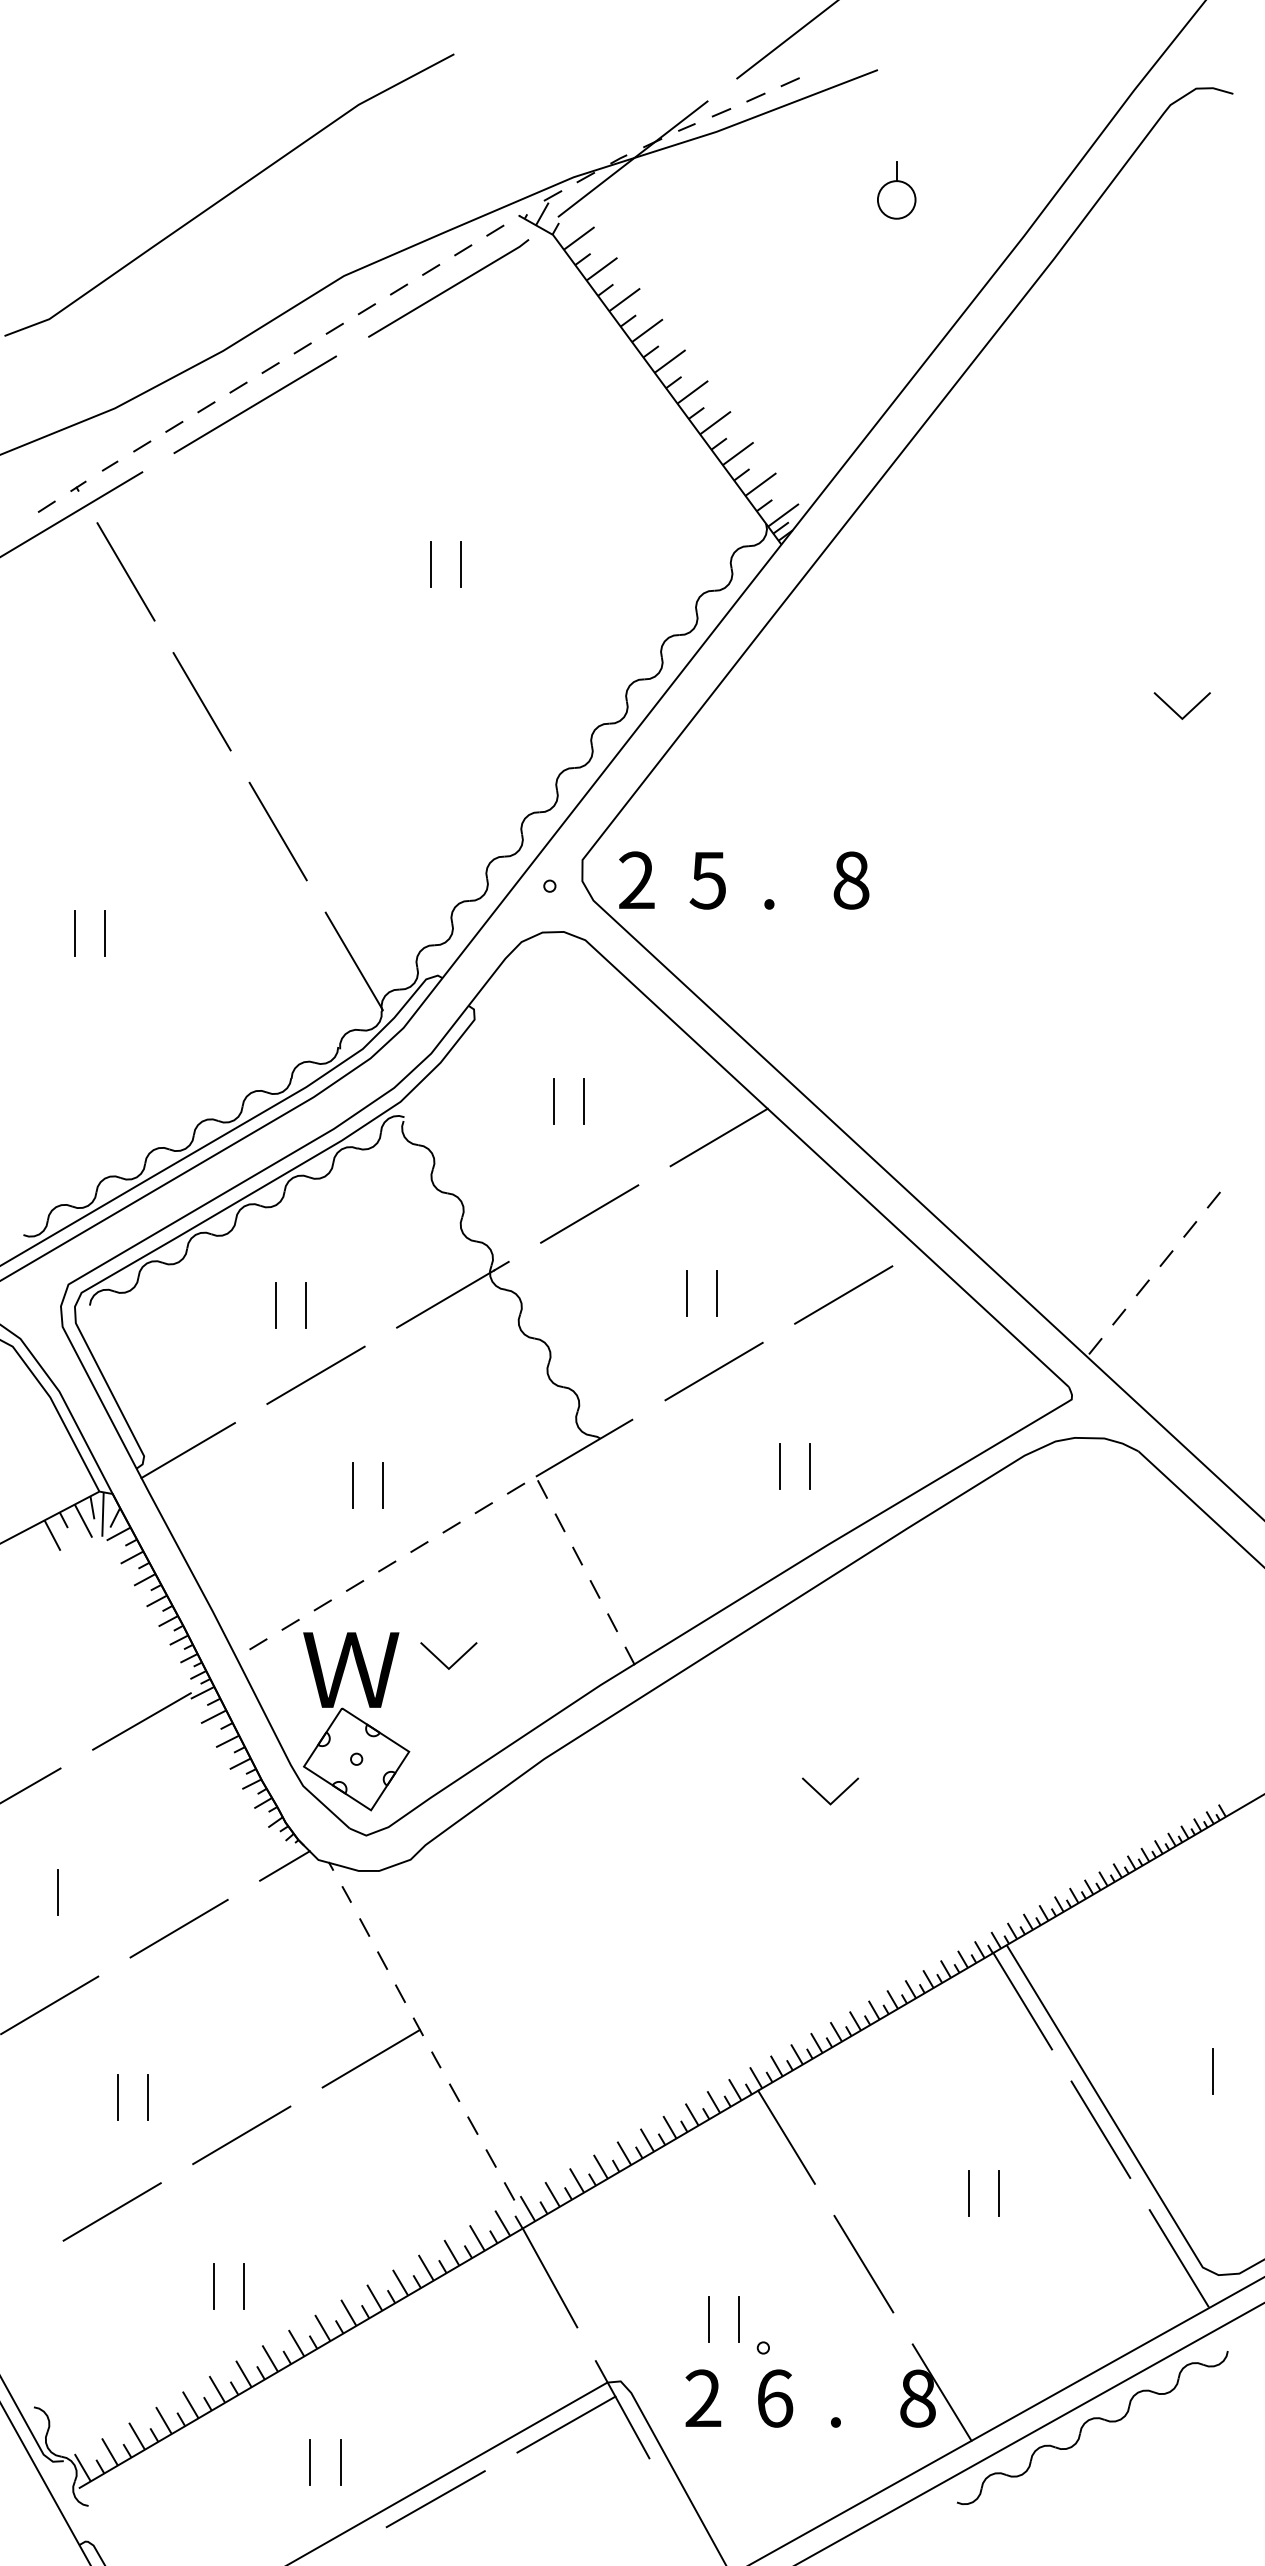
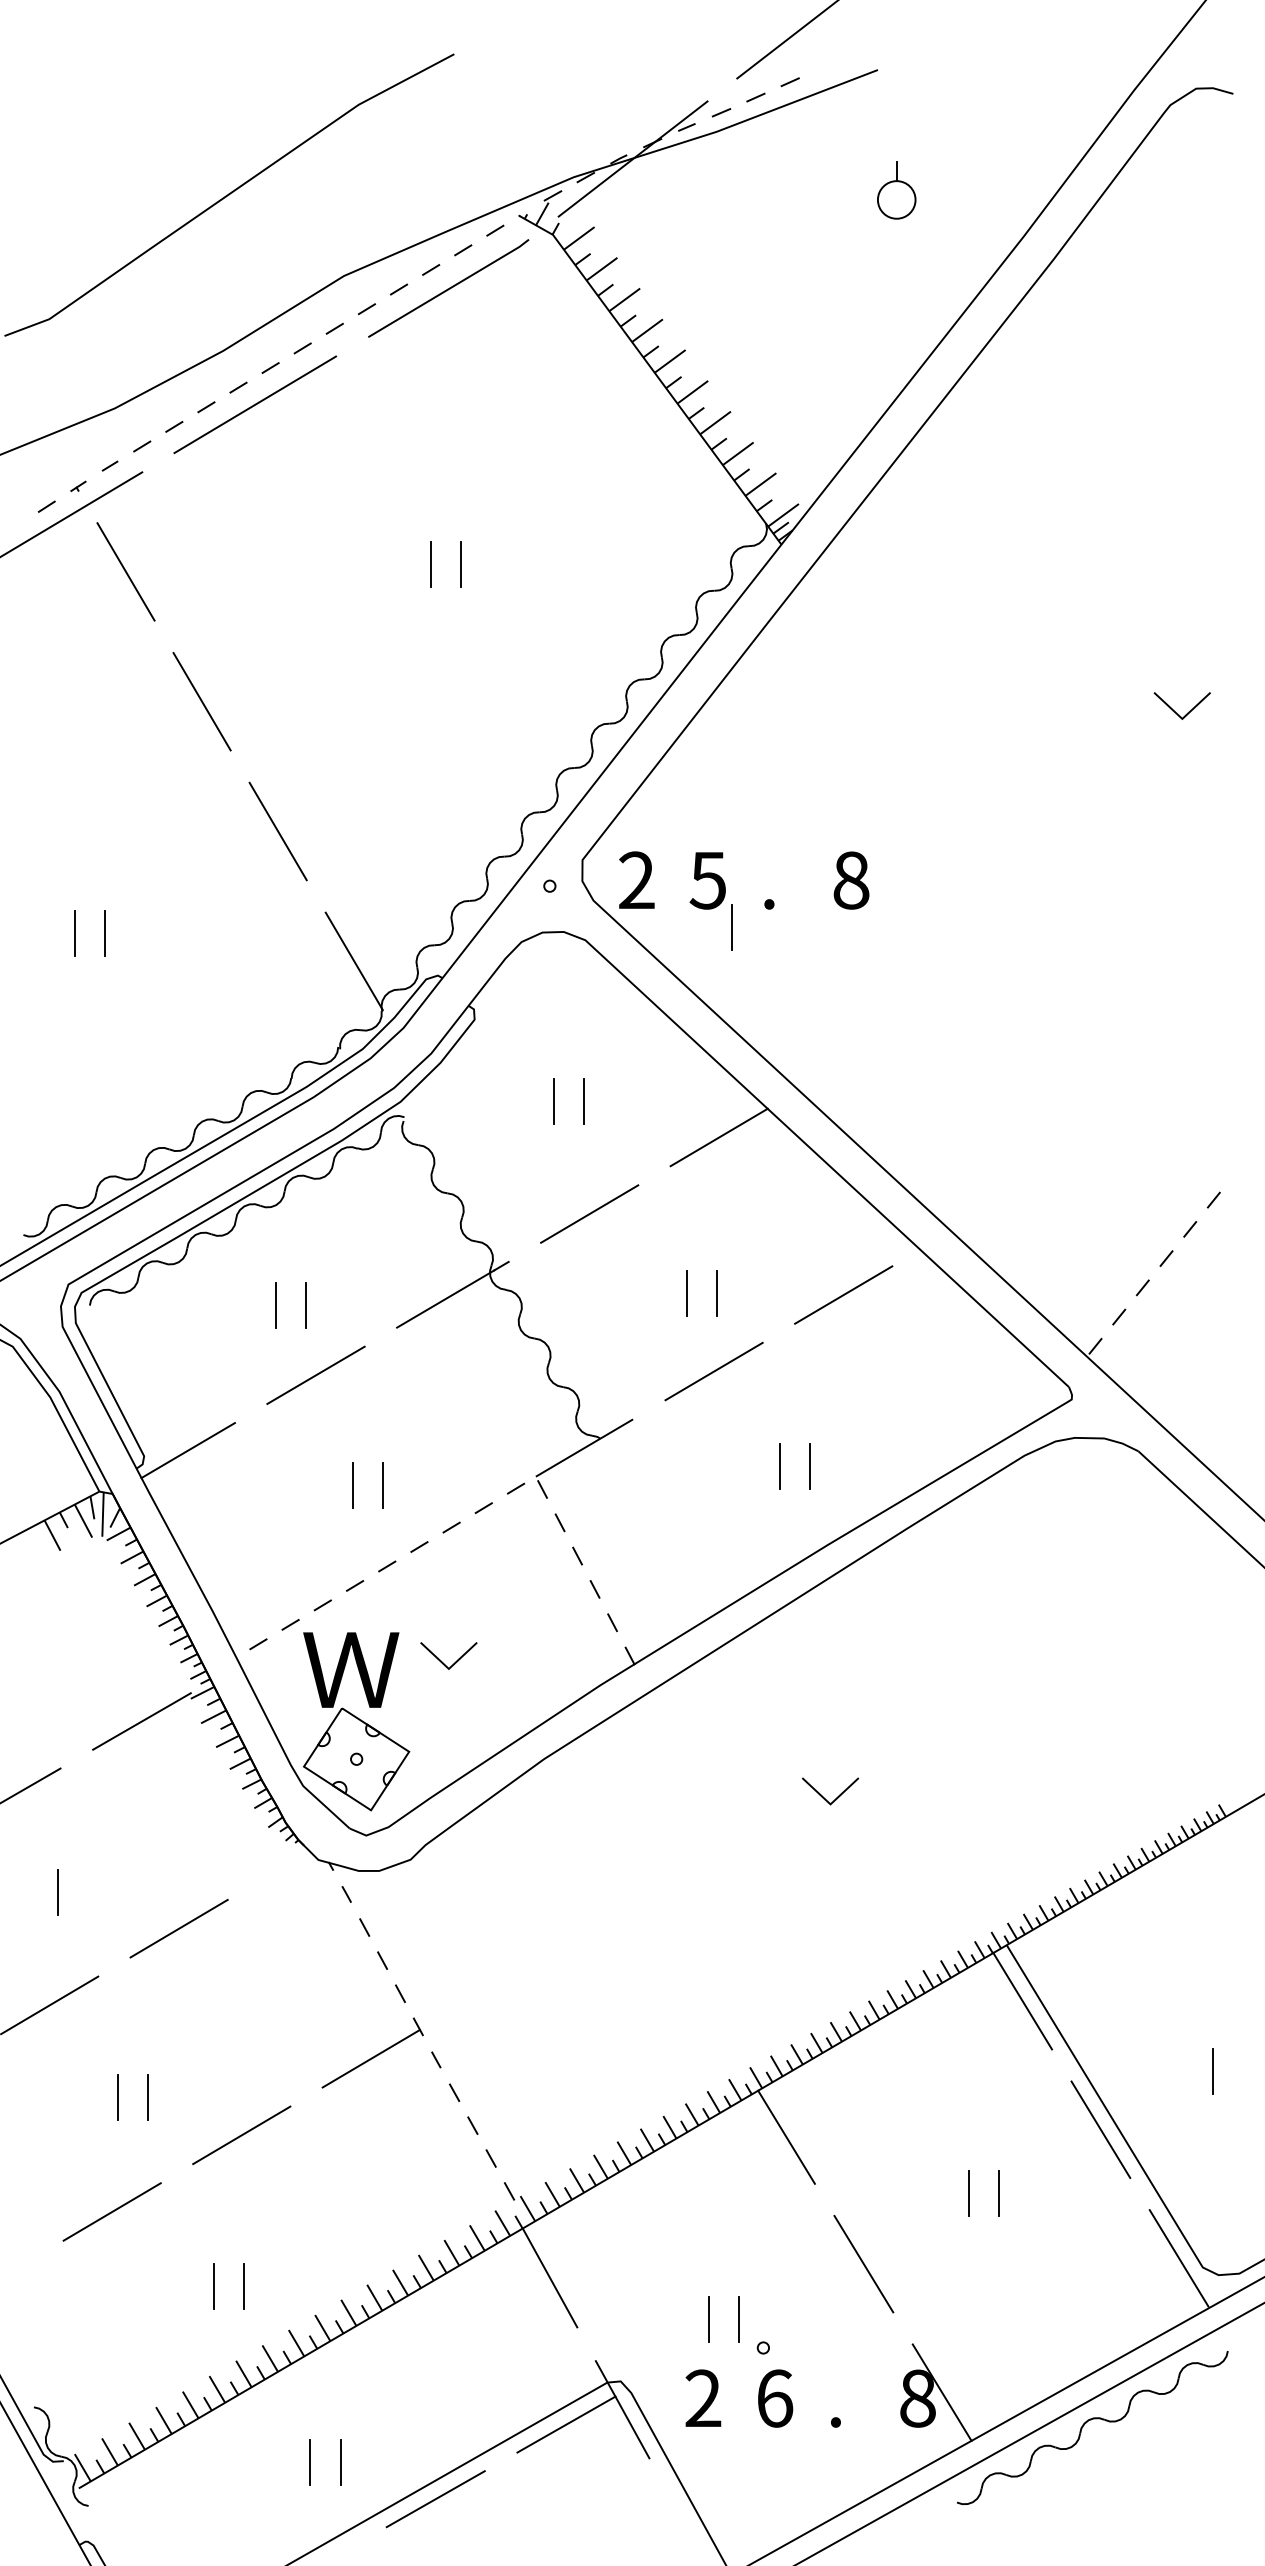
line: none -> present (731, 927)
line: present -> none (284, 1865)
